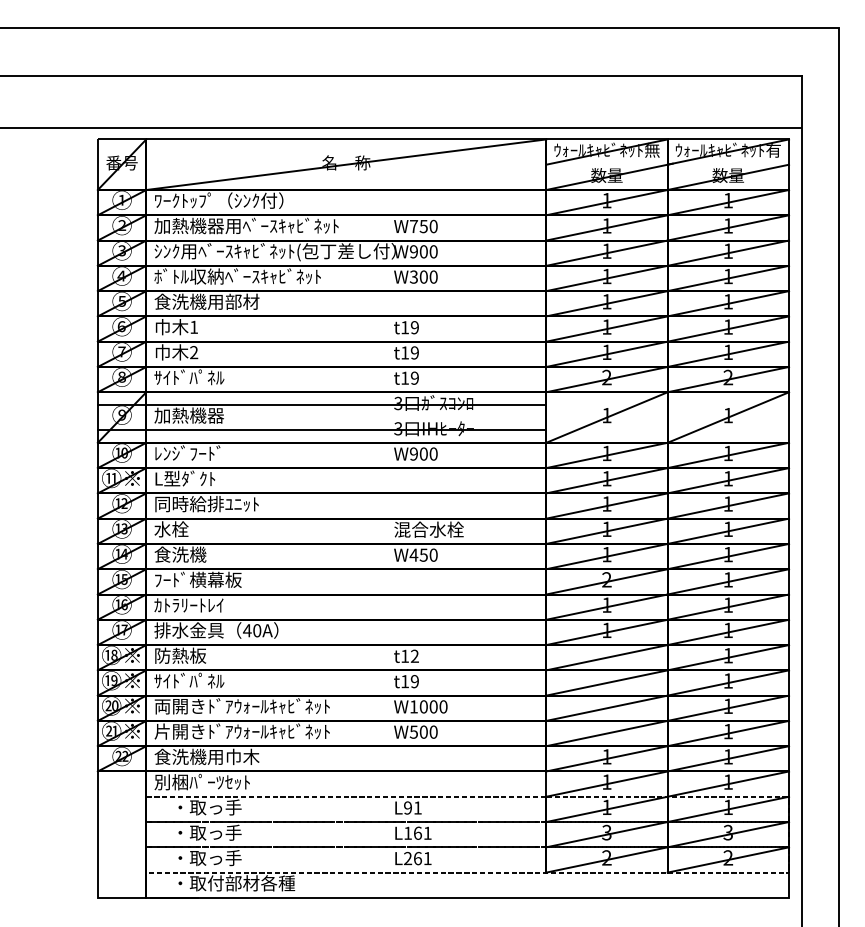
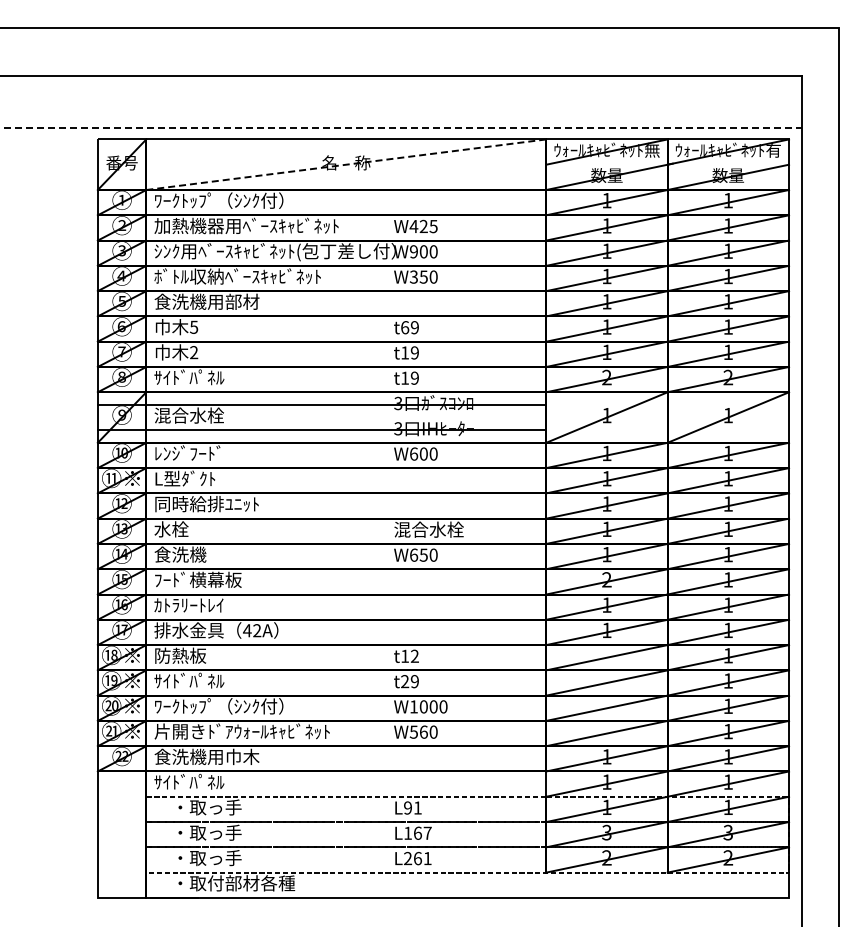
line: solid -> dashed (401, 127)
line: solid -> dashed (346, 164)
text: W750 -> W425 (423, 226)
text: W300 -> W350 (423, 276)
text: 1 -> 5 (194, 326)
text: t19 -> t69 (405, 327)
text: 加熱機器 -> 混合水栓 (189, 415)
text: W900 -> W600 (414, 453)
text: W450 -> W650 (413, 554)
text: 40A -> 42A (257, 630)
text: t19 -> t29 (405, 681)
text: 両開きﾄﾞｱｳｫｰﾙｷｬﾋﾞﾈｯﾄ -> ﾜｰｸﾄｯﾌﾟ（ｼﾝｸ付） (241, 706)
text: W500 -> W560 (423, 731)
text: 別梱ﾊﾟｰﾂｾｯﾄ -> ｻｲﾄﾞﾊﾟﾈﾙ (201, 782)
text: L161 -> L167 (427, 832)
